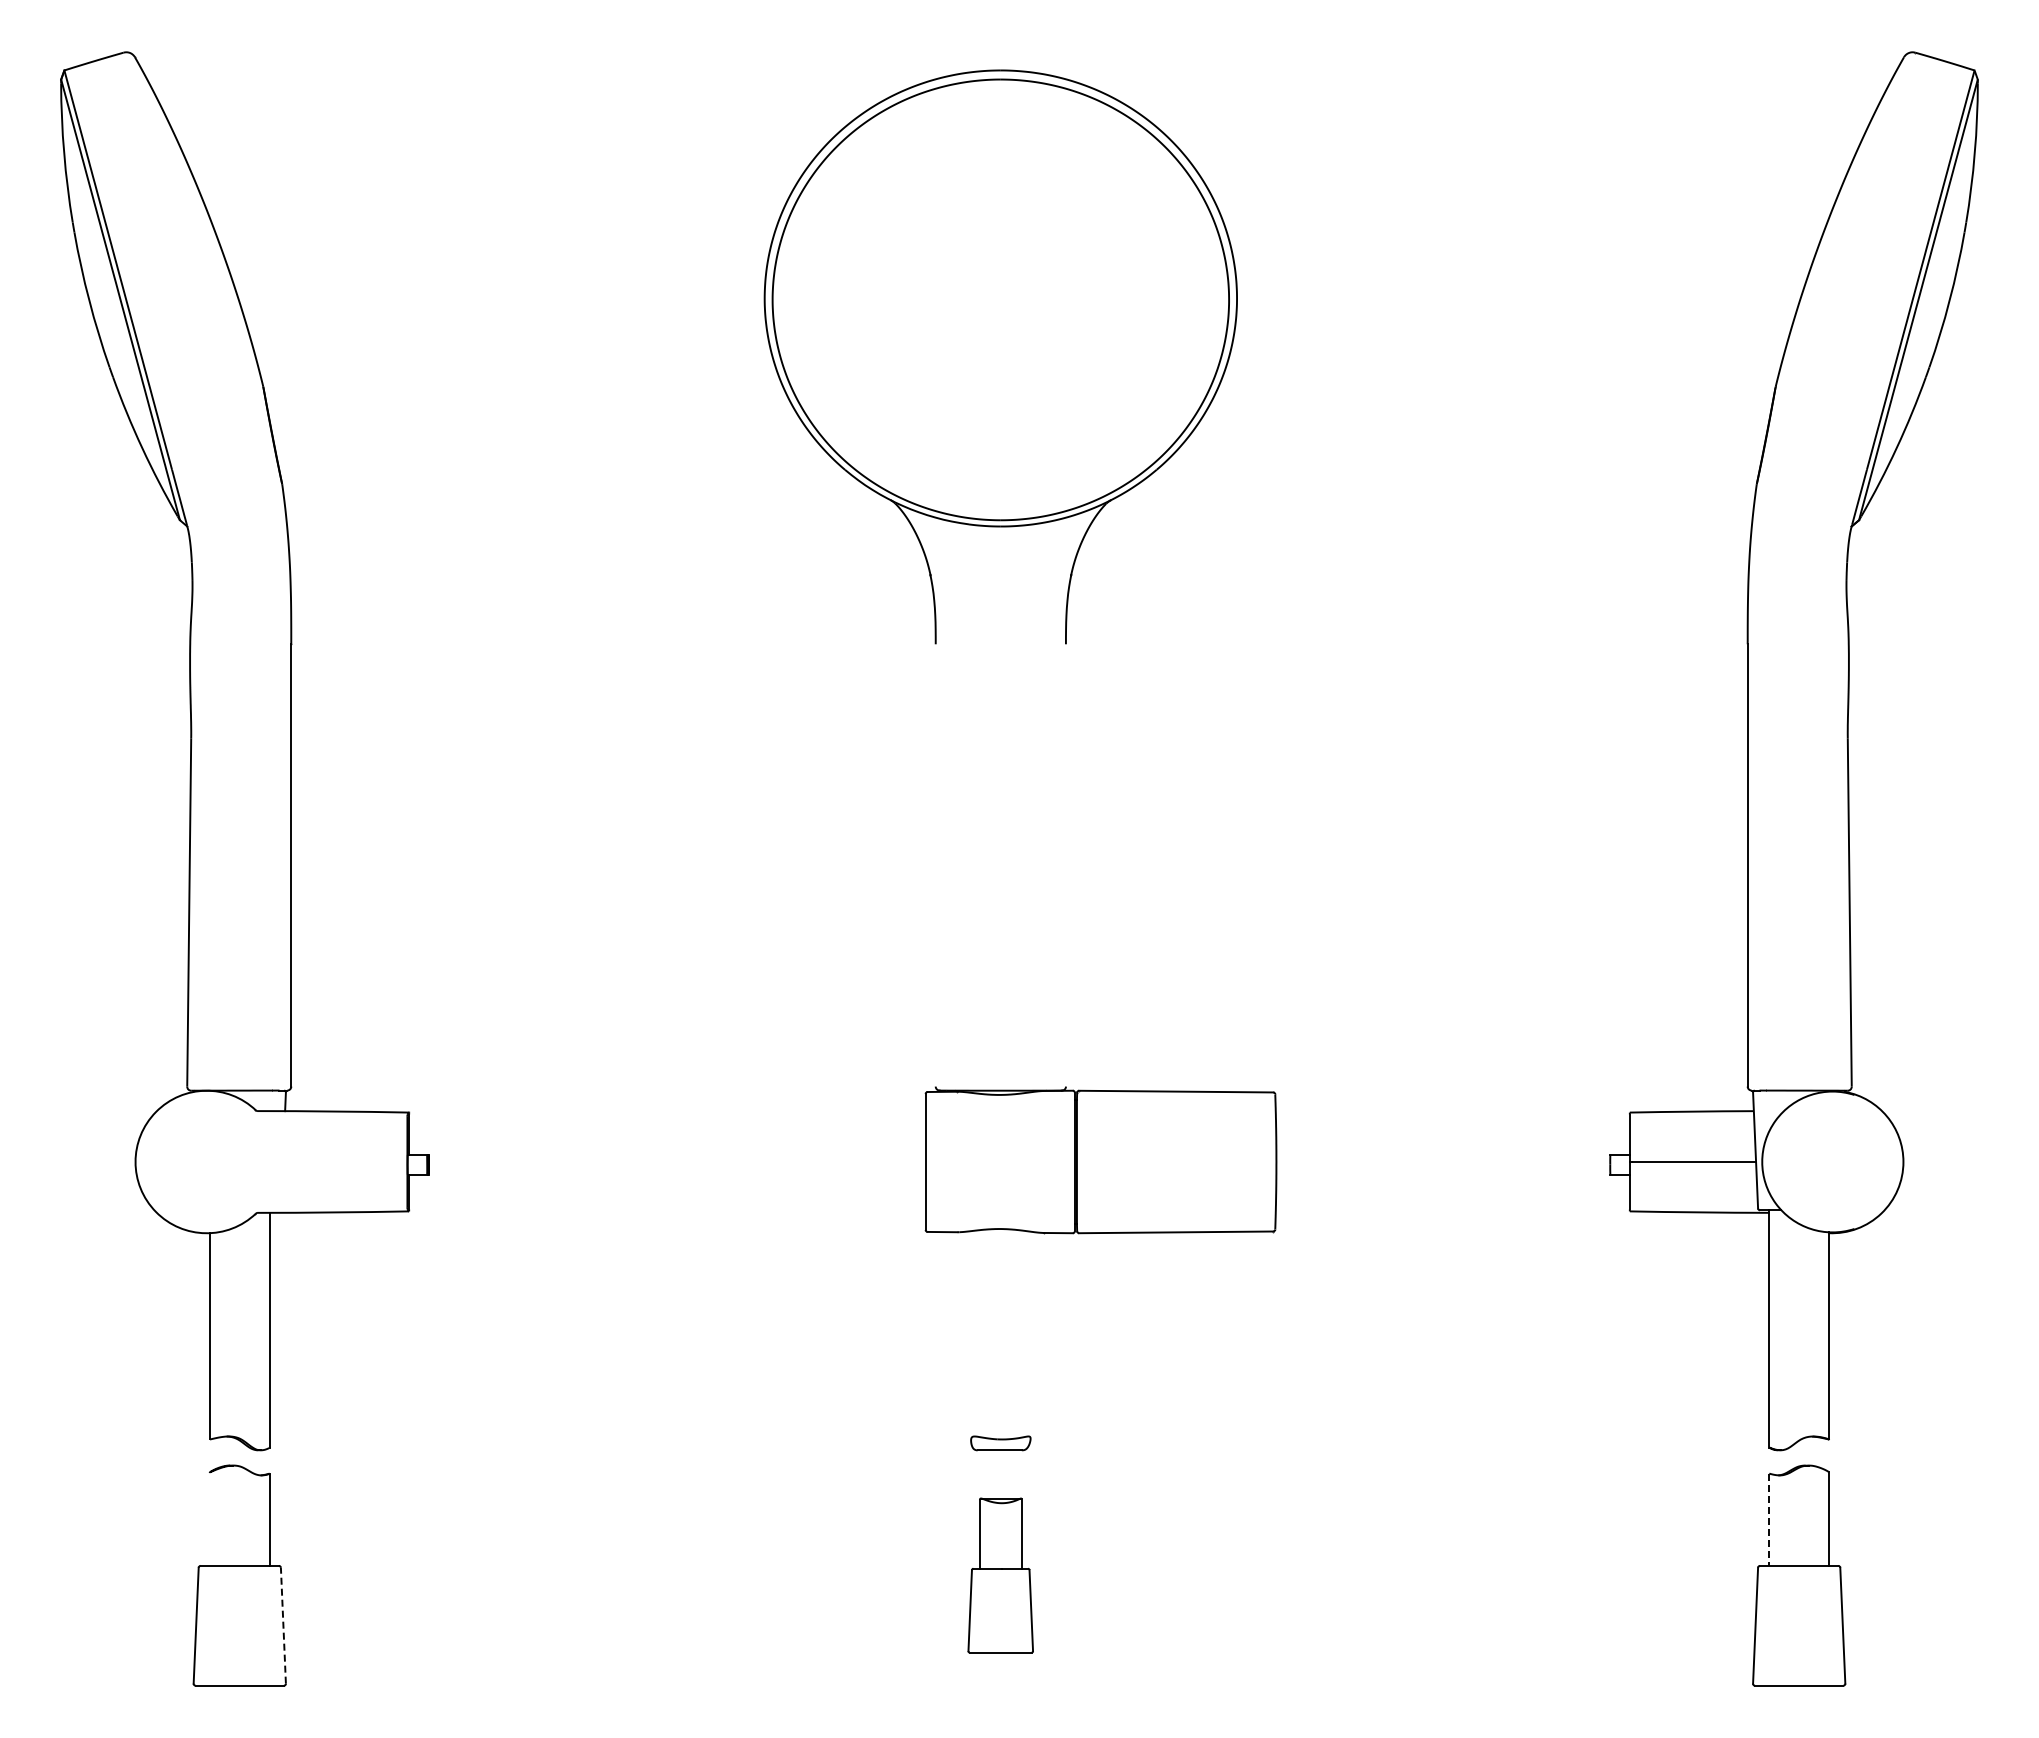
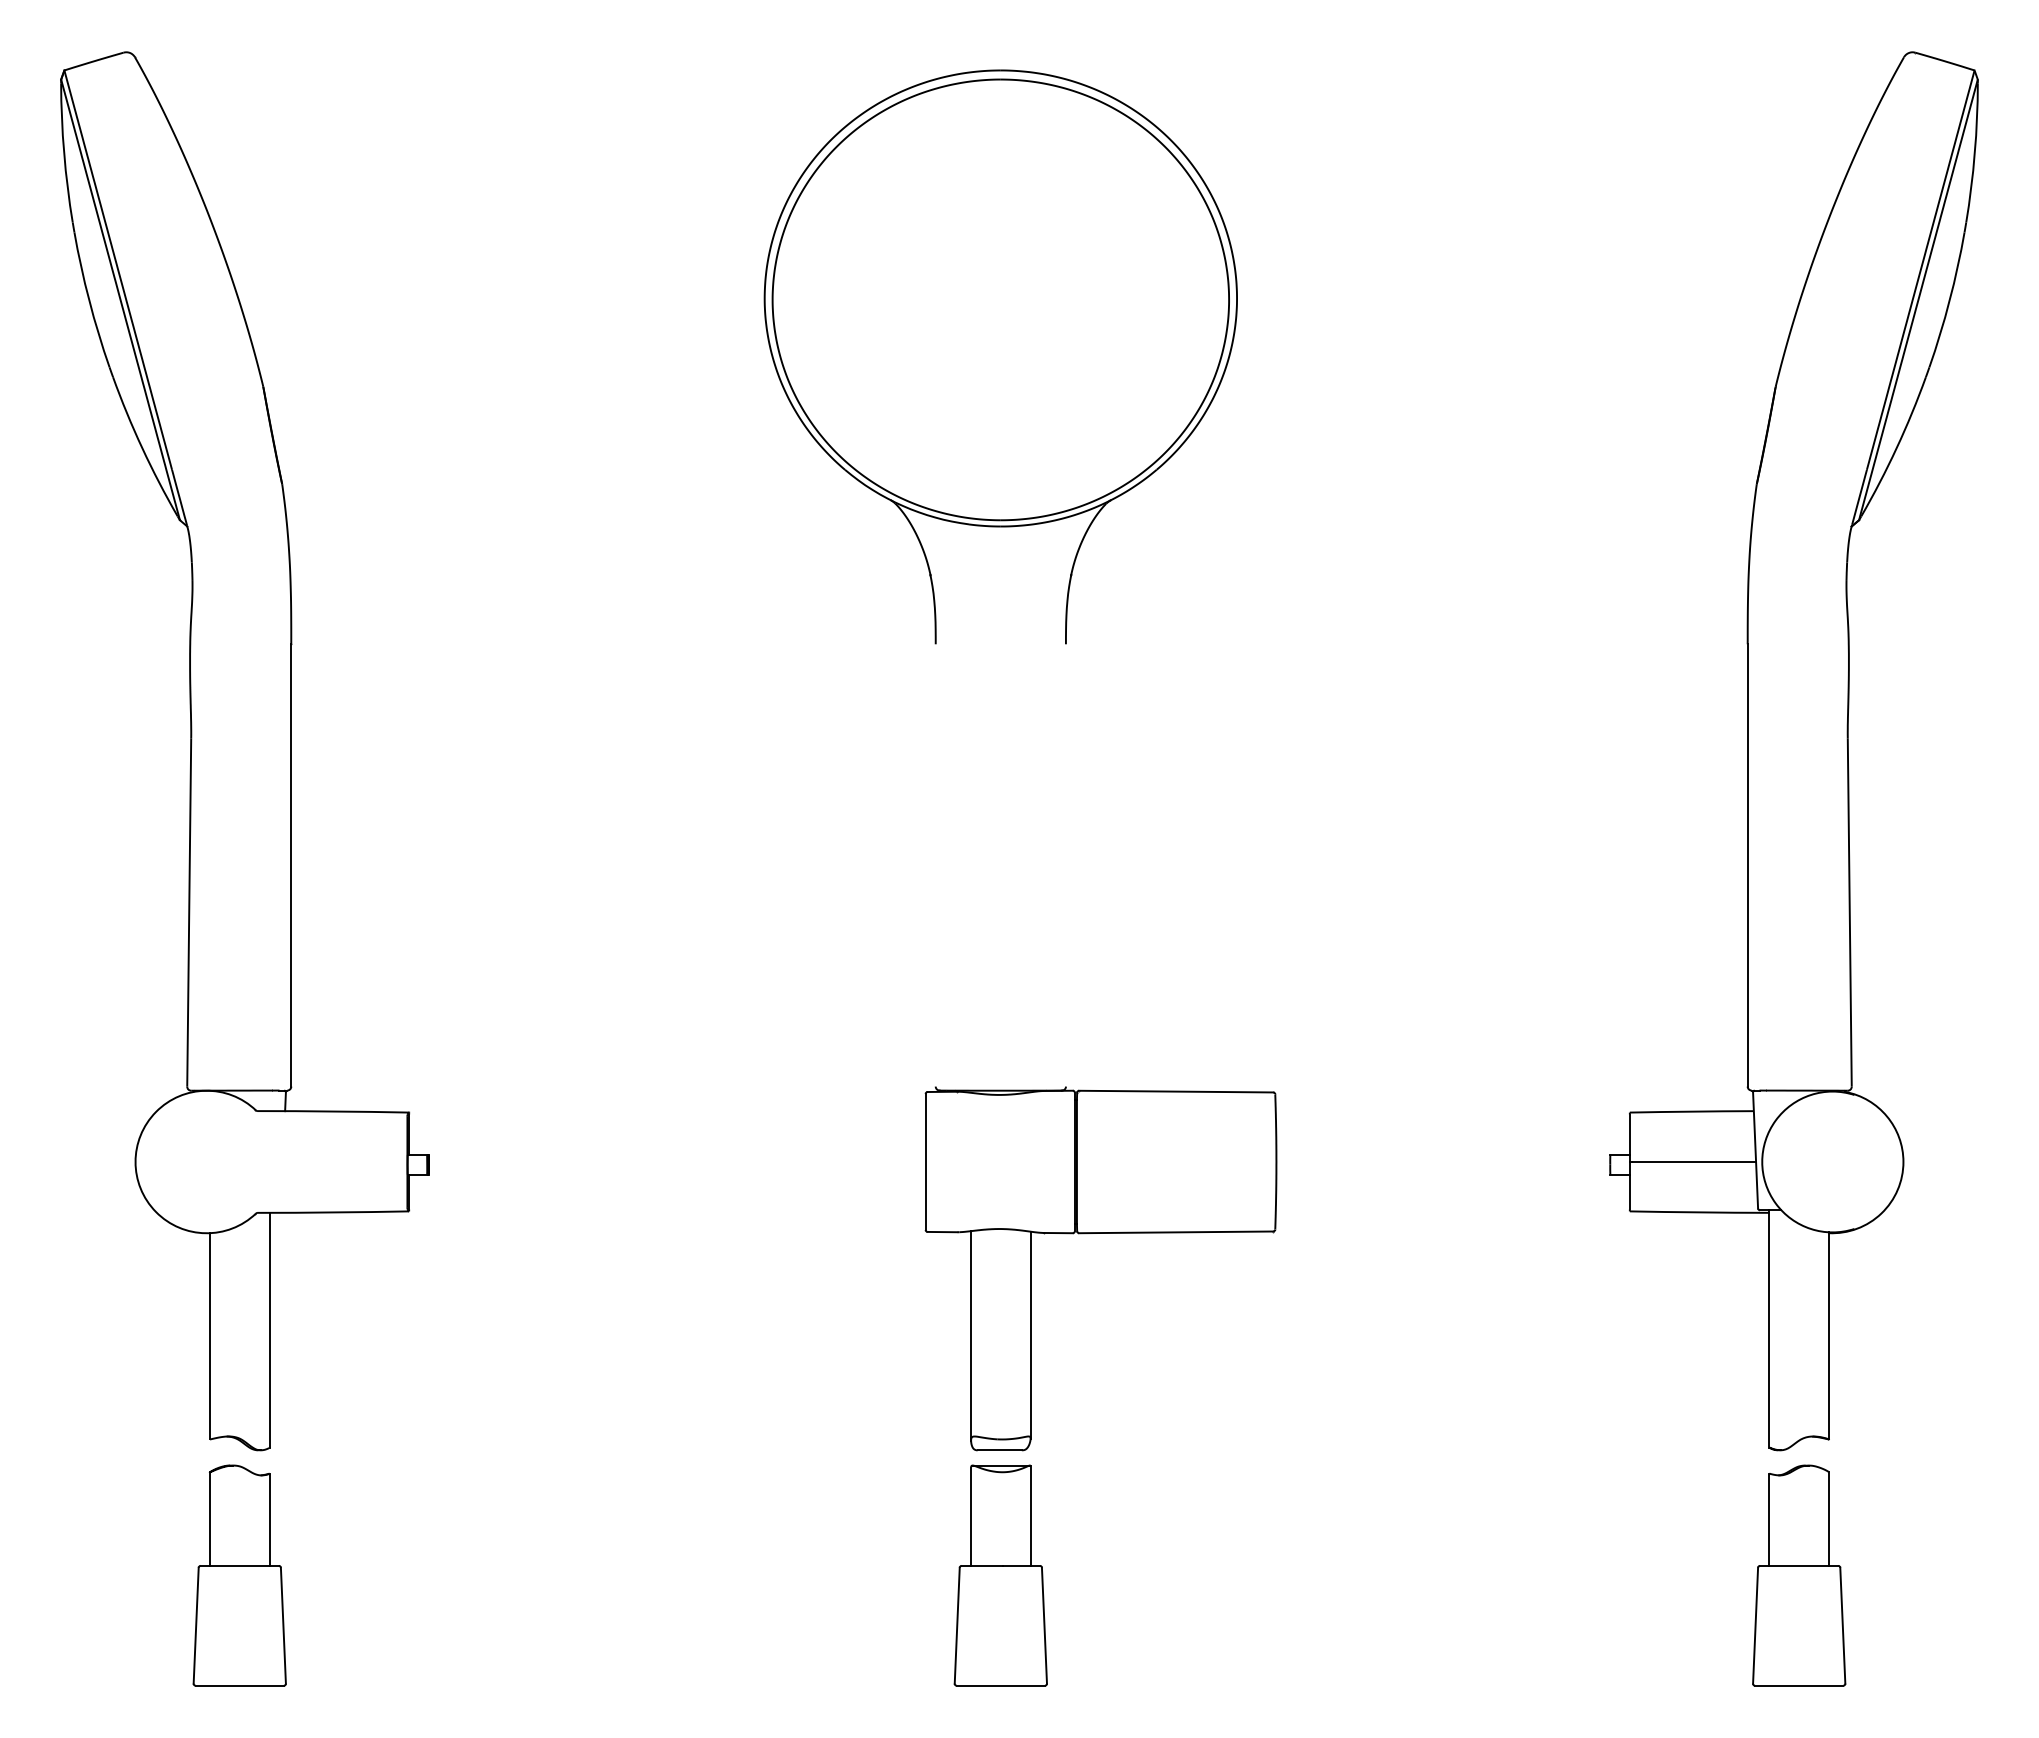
line: none -> present (1030, 1334)
line: none -> present (971, 1335)
line: none -> present (210, 1518)
line: dashed -> solid (1769, 1520)
part size: 67x157 px -> 95x223 px (1000, 1575)
line: dashed -> solid (283, 1625)
